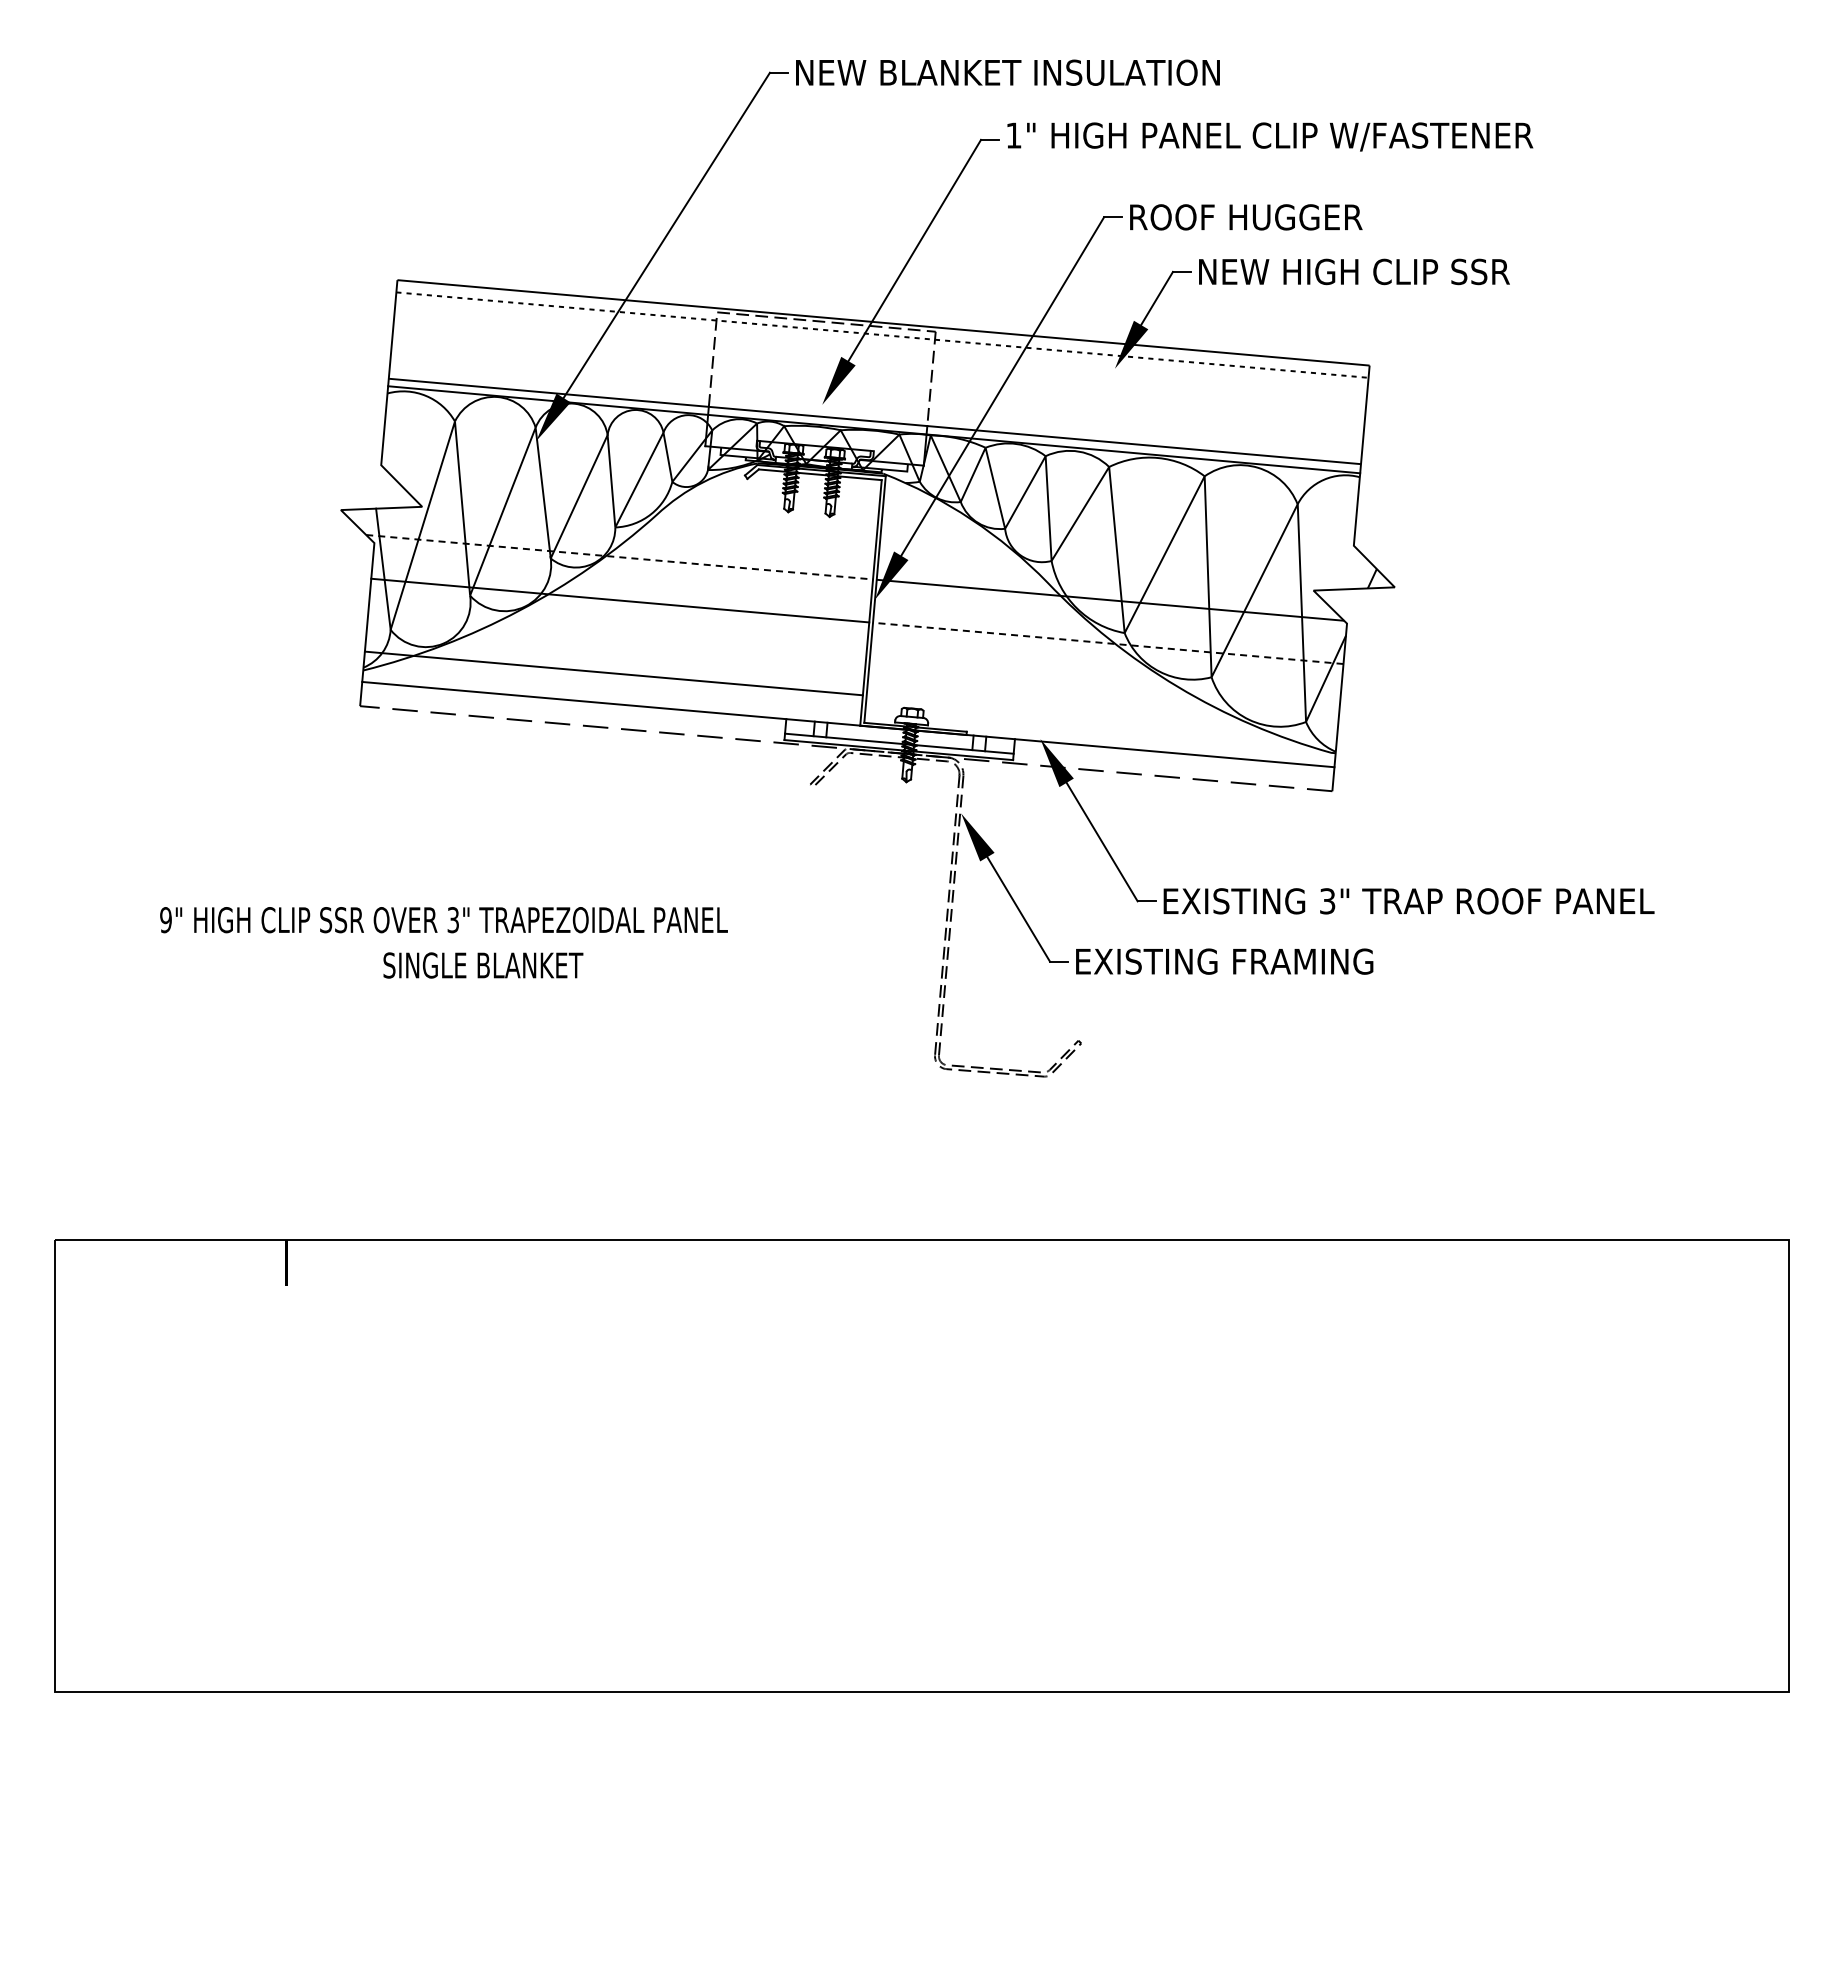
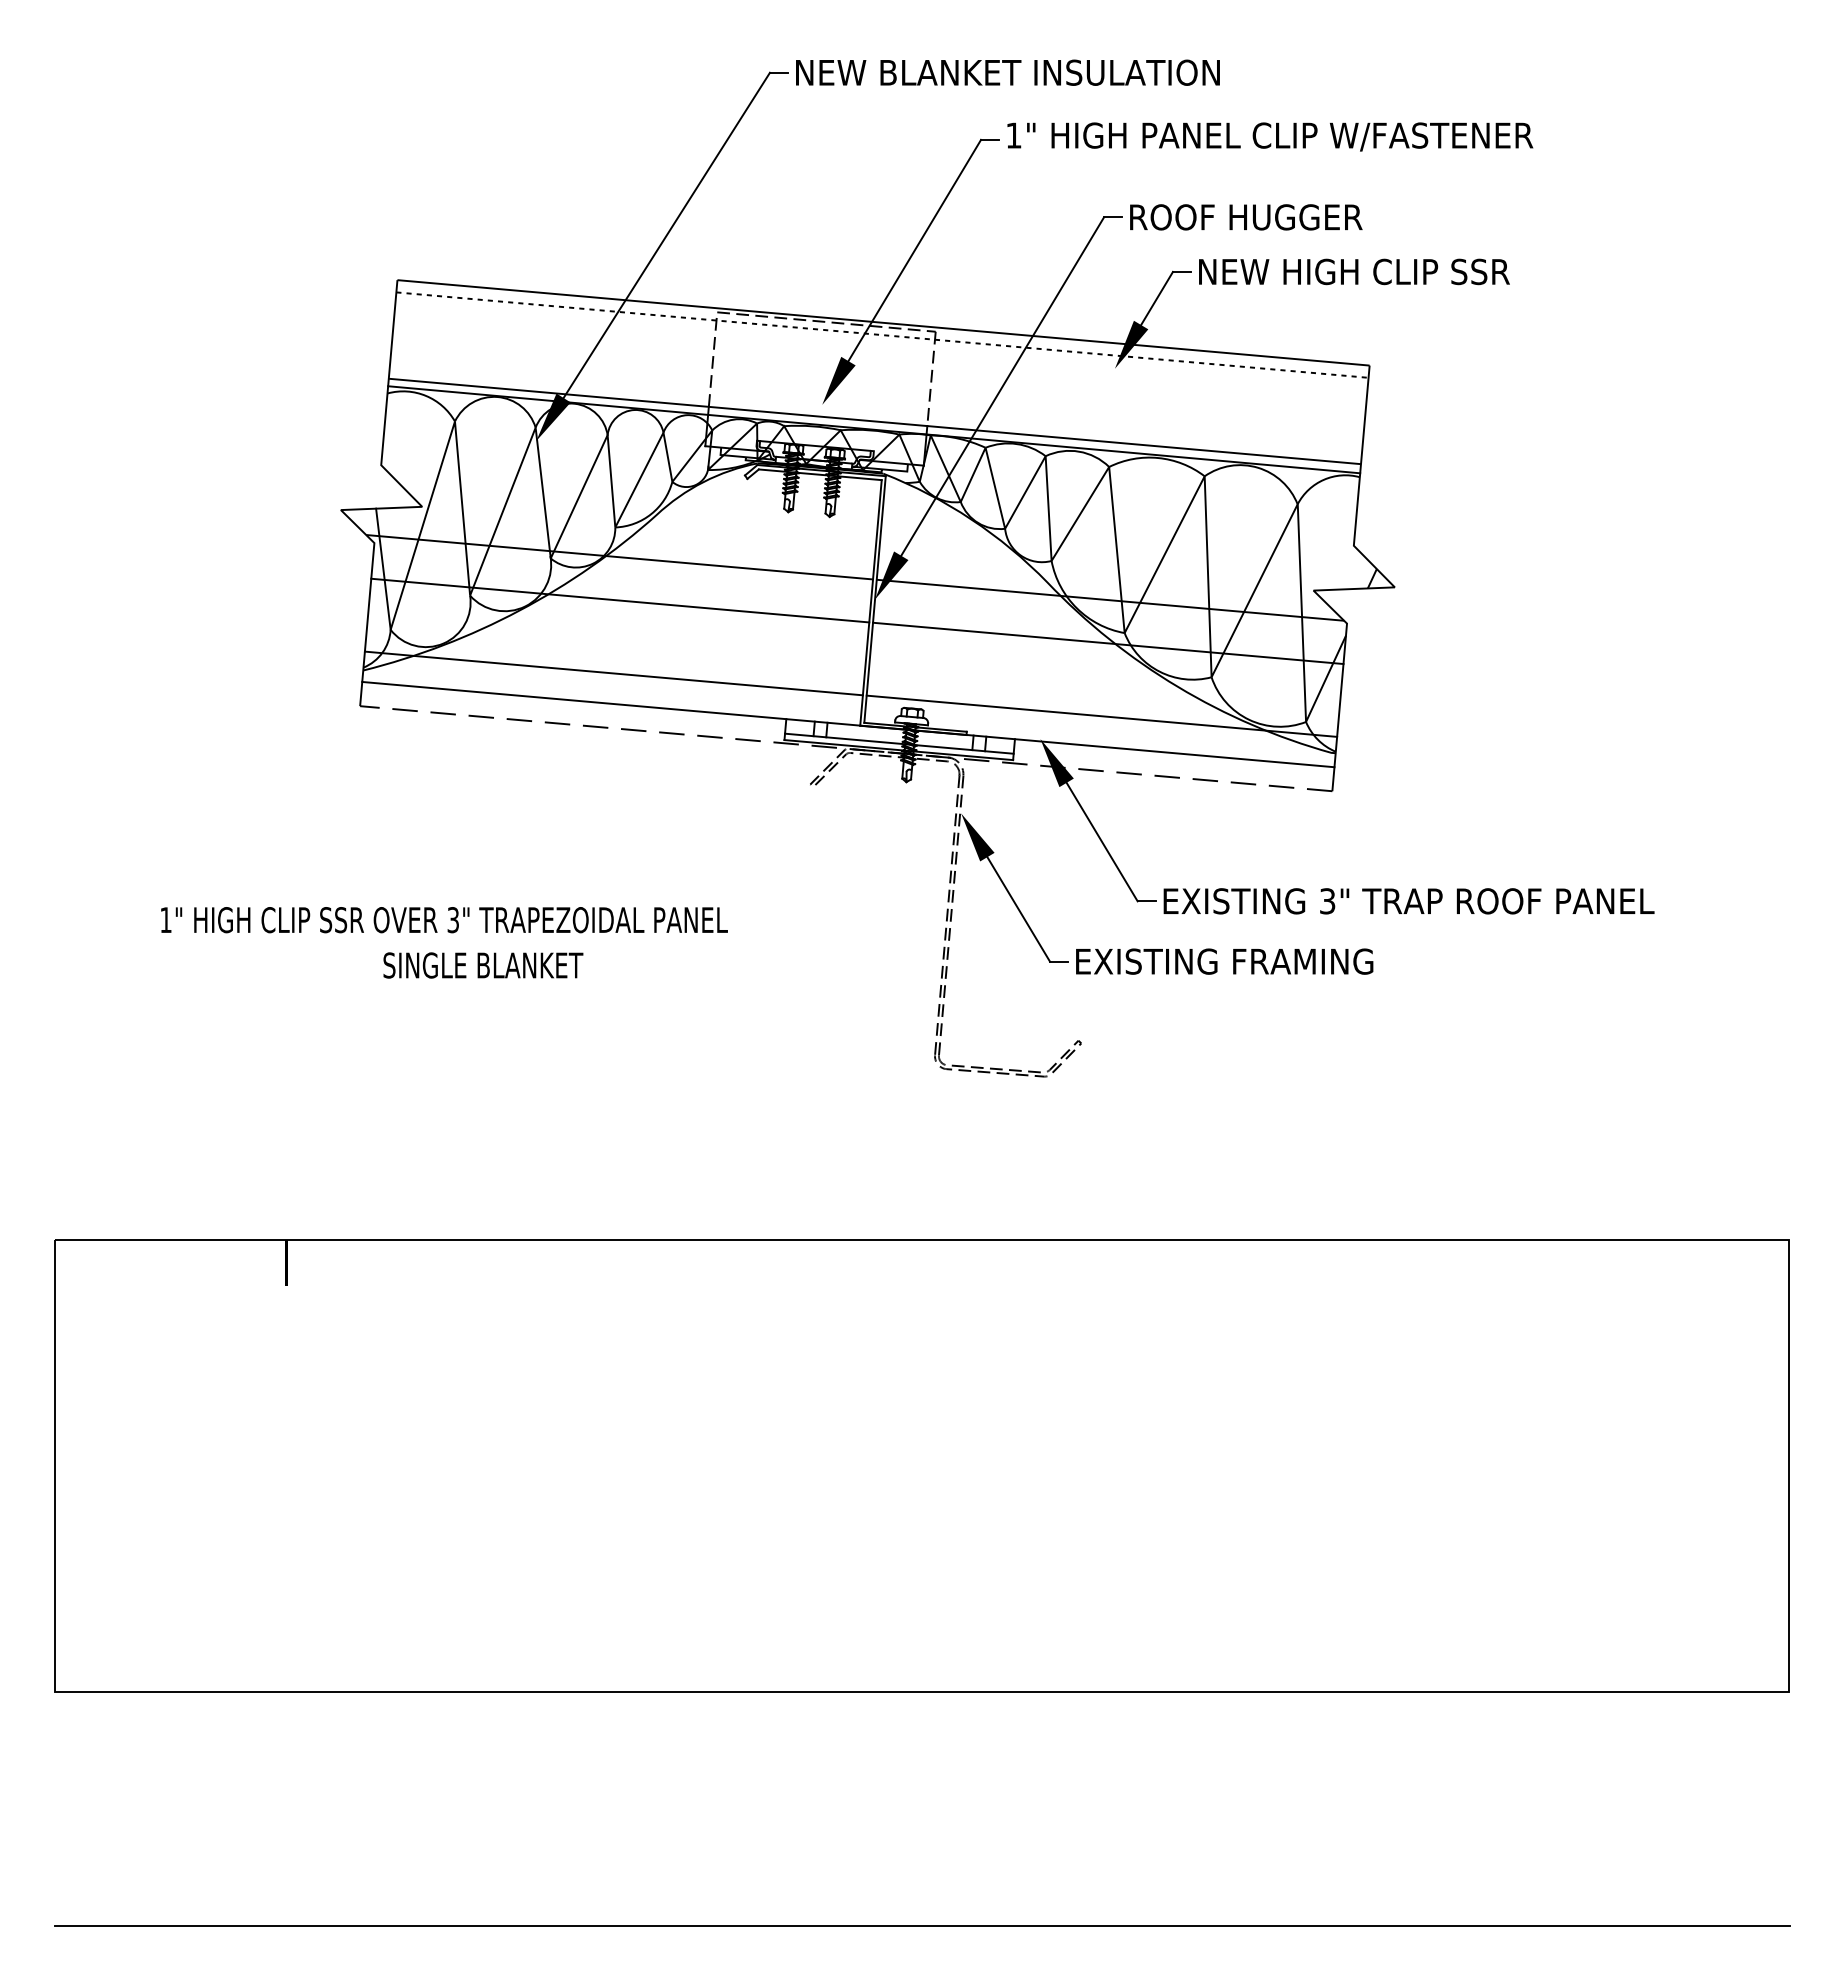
line: dashed -> solid (620, 557)
line: dashed -> solid (1107, 643)
line: none -> present (1101, 715)
text: 9" -> 1" (165, 920)
line: none -> present (922, 1926)
